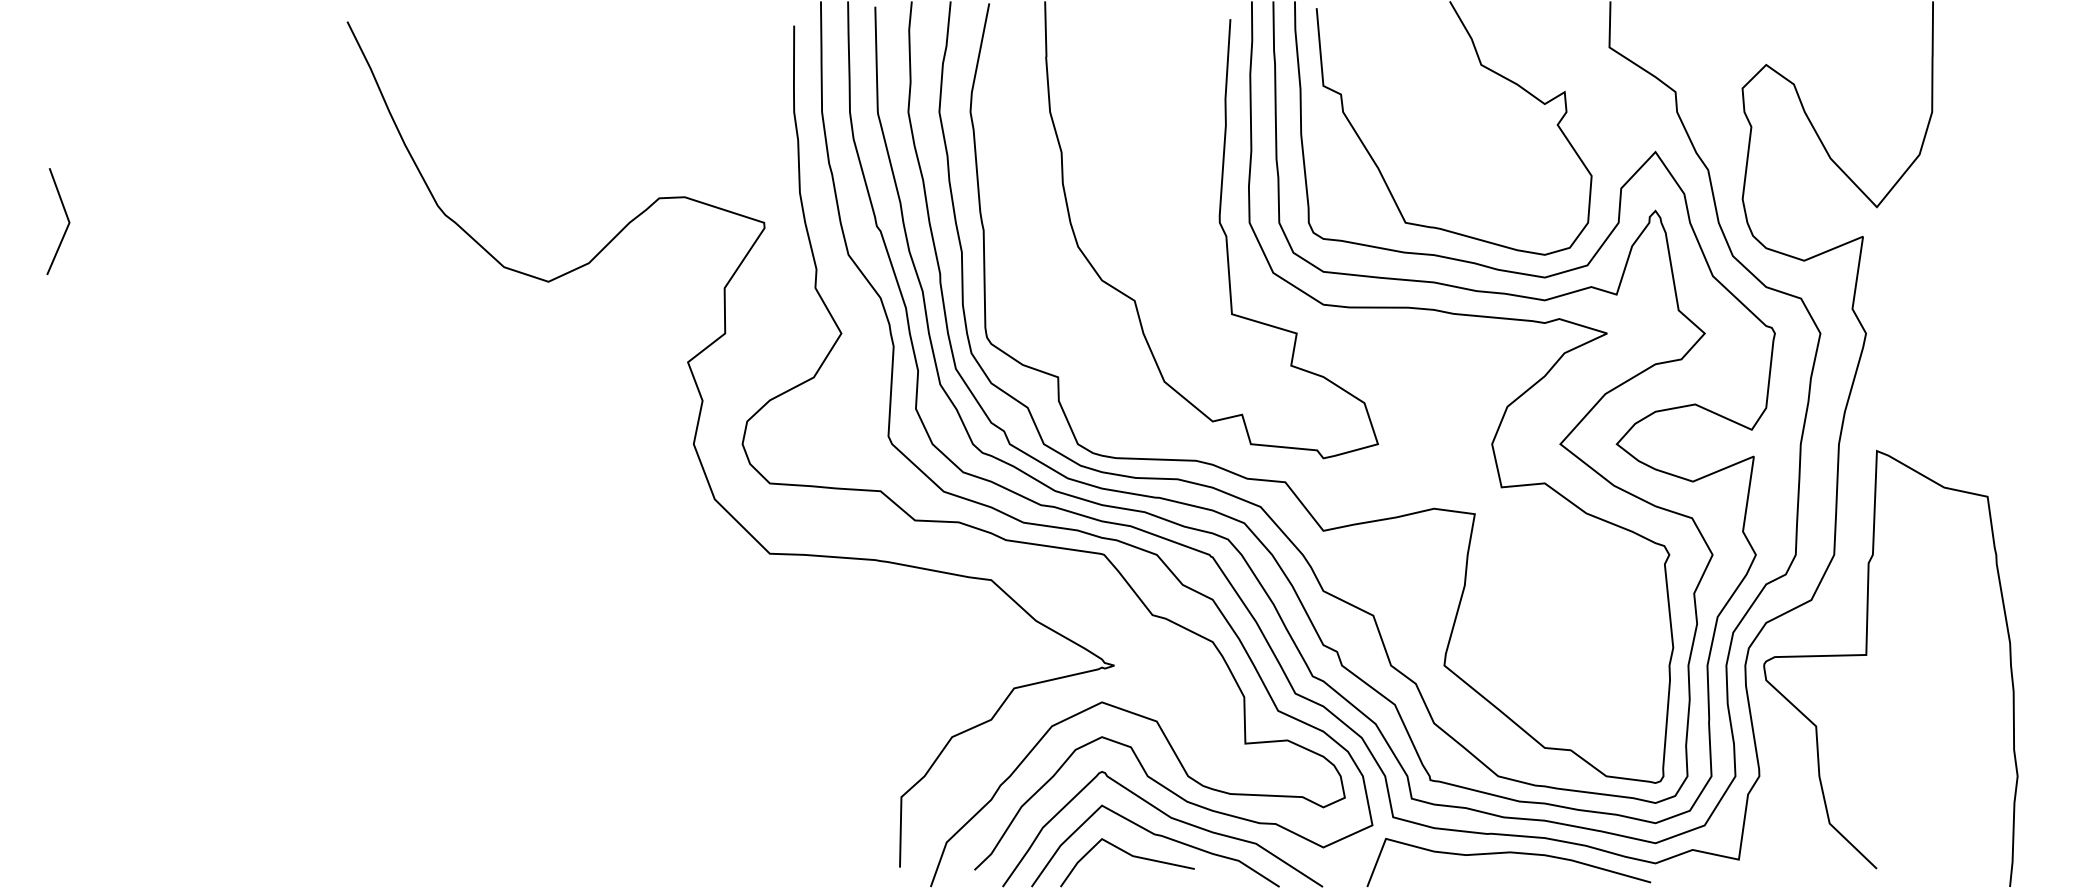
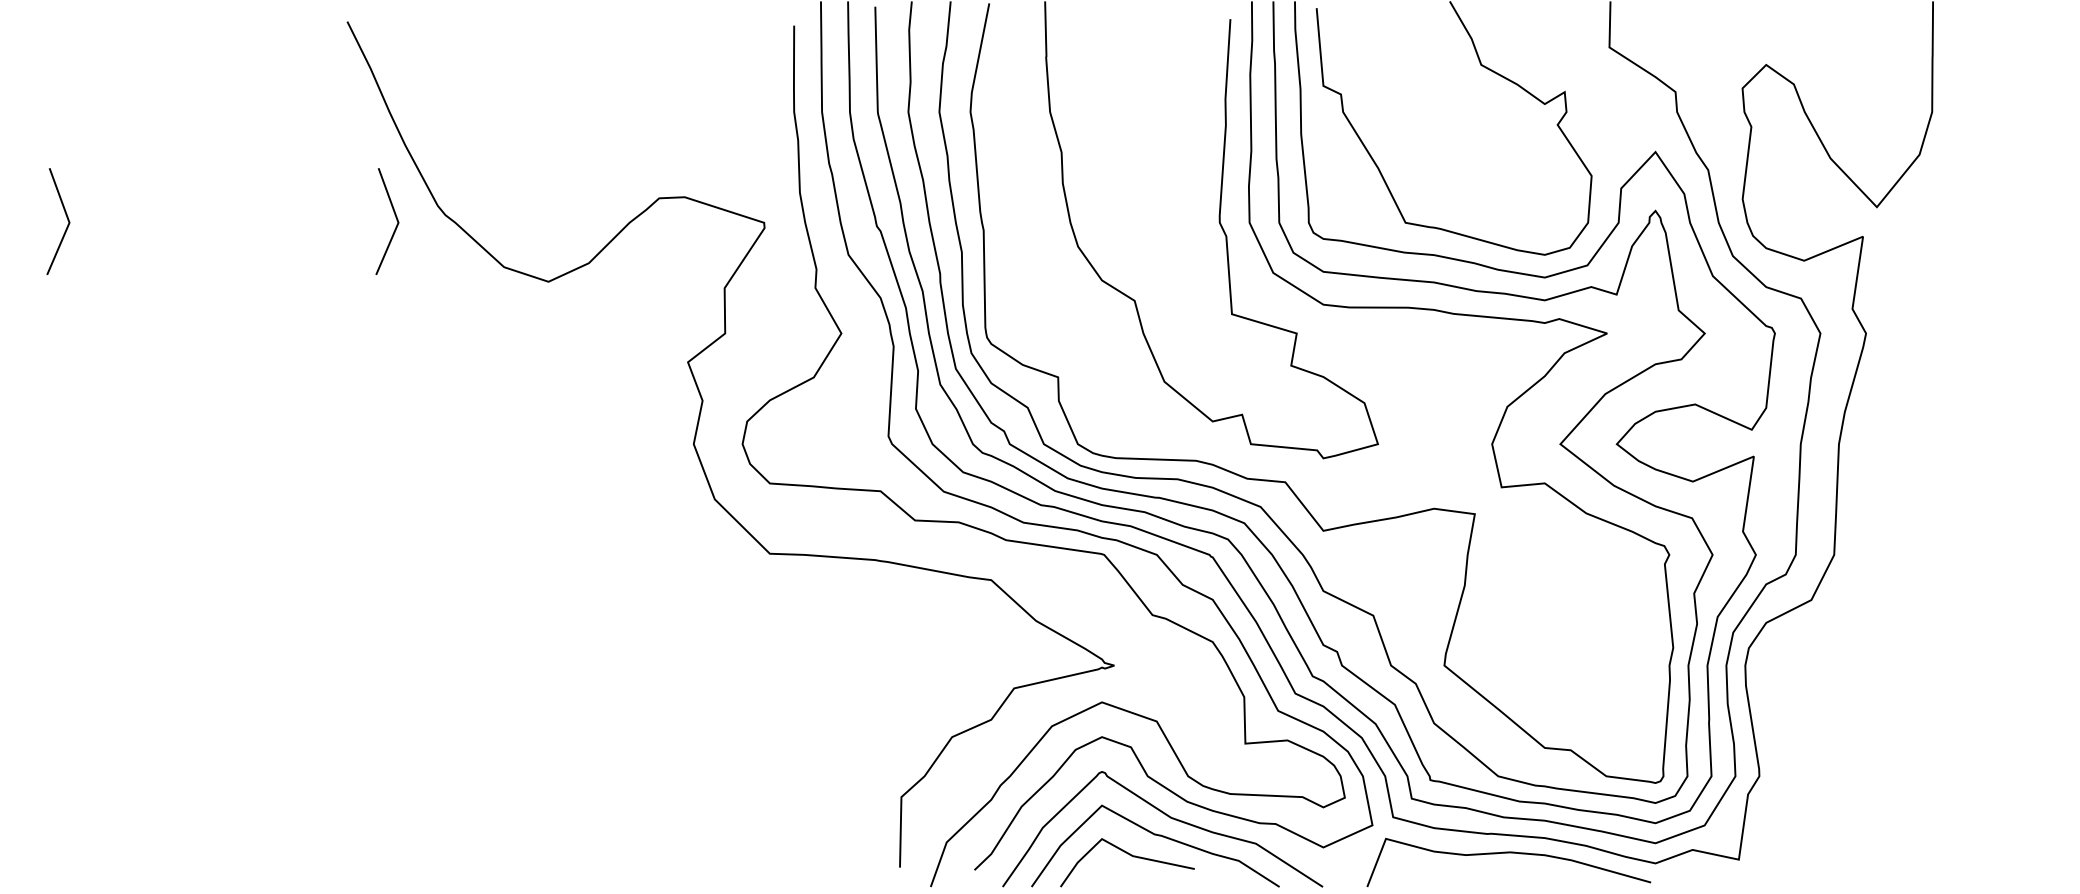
line: none -> present (395, 217)
curve: present -> none (1867, 655)
